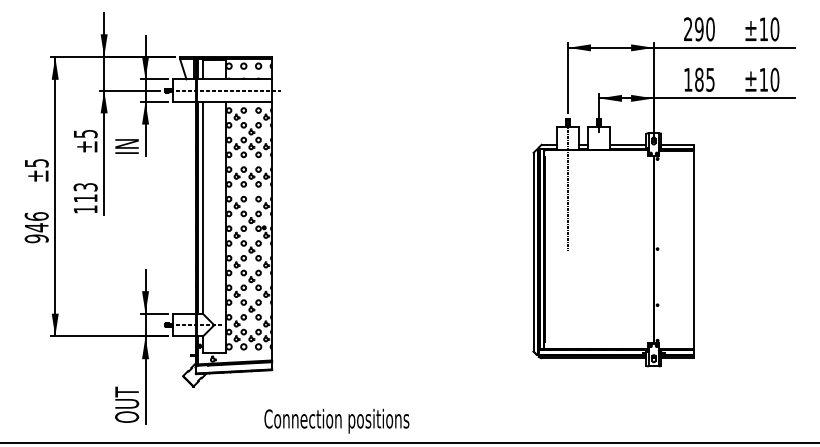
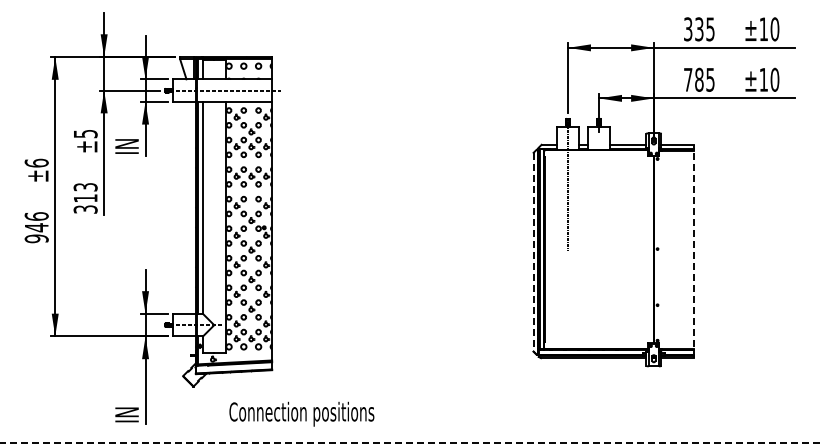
text: 290 -> 335 (699, 29)
text: 185 -> 785 (688, 79)
text: ±5 -> ±6 (36, 162)
text: 113 -> 313 (85, 209)
line: solid -> dashed (693, 251)
line: solid -> dashed (533, 252)
text: OUT -> IN (127, 404)
text position: (336, 420) -> (301, 413) (301, 413)
line: solid -> dashed (410, 442)
